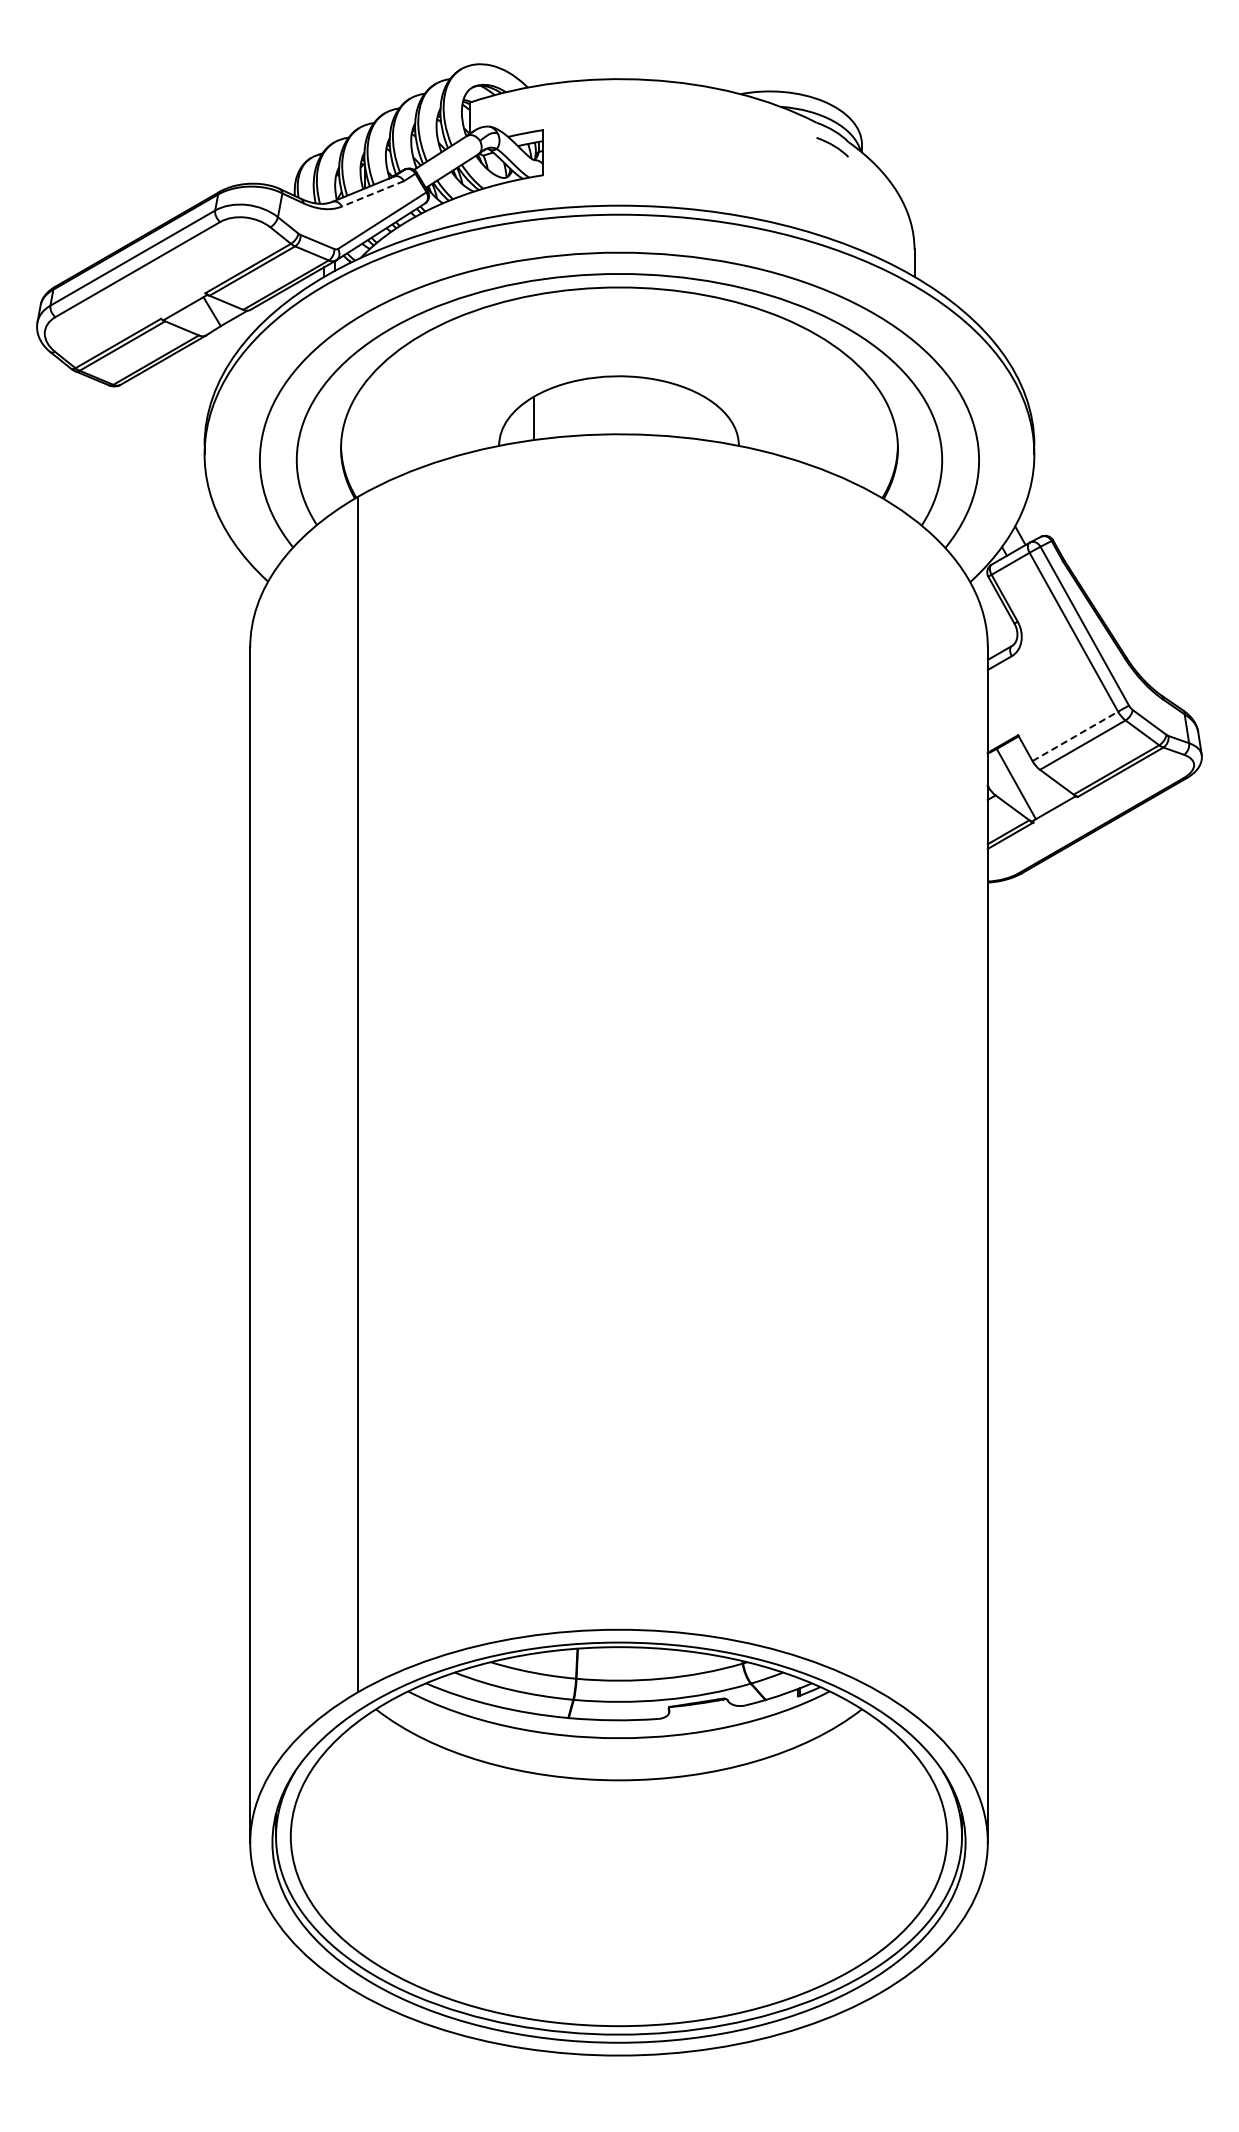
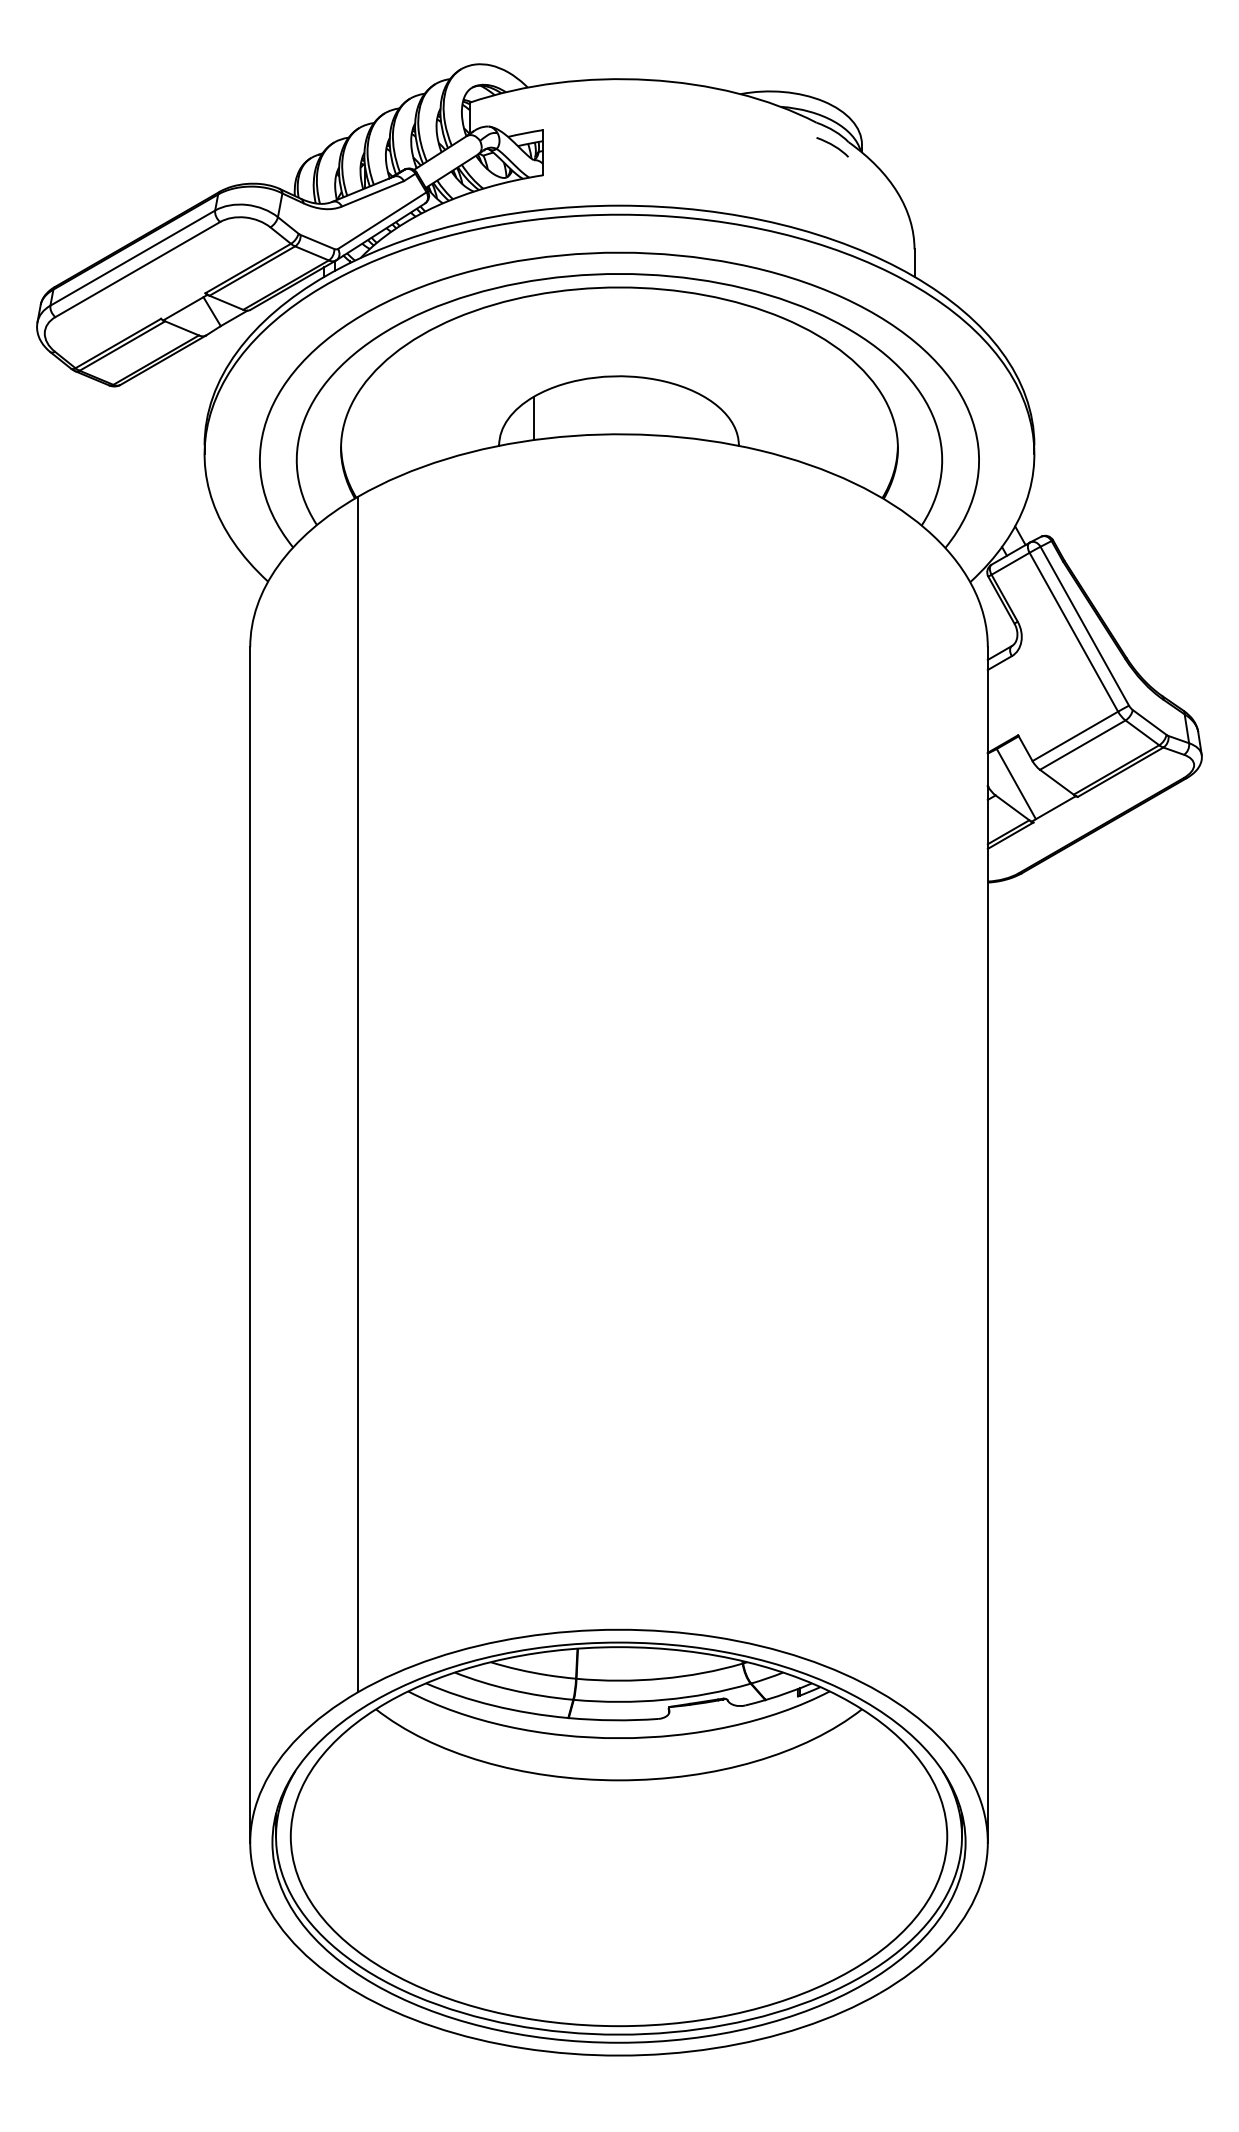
line: dashed -> solid (372, 193)
line: dashed -> solid (1075, 736)
